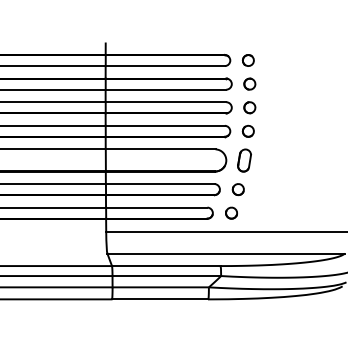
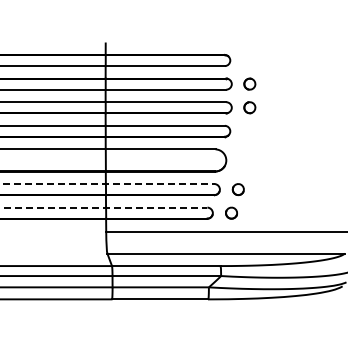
part: present -> none (247, 60)
part: present -> none (247, 130)
part: present -> none (244, 160)
line: solid -> dashed (107, 184)
line: solid -> dashed (104, 207)
